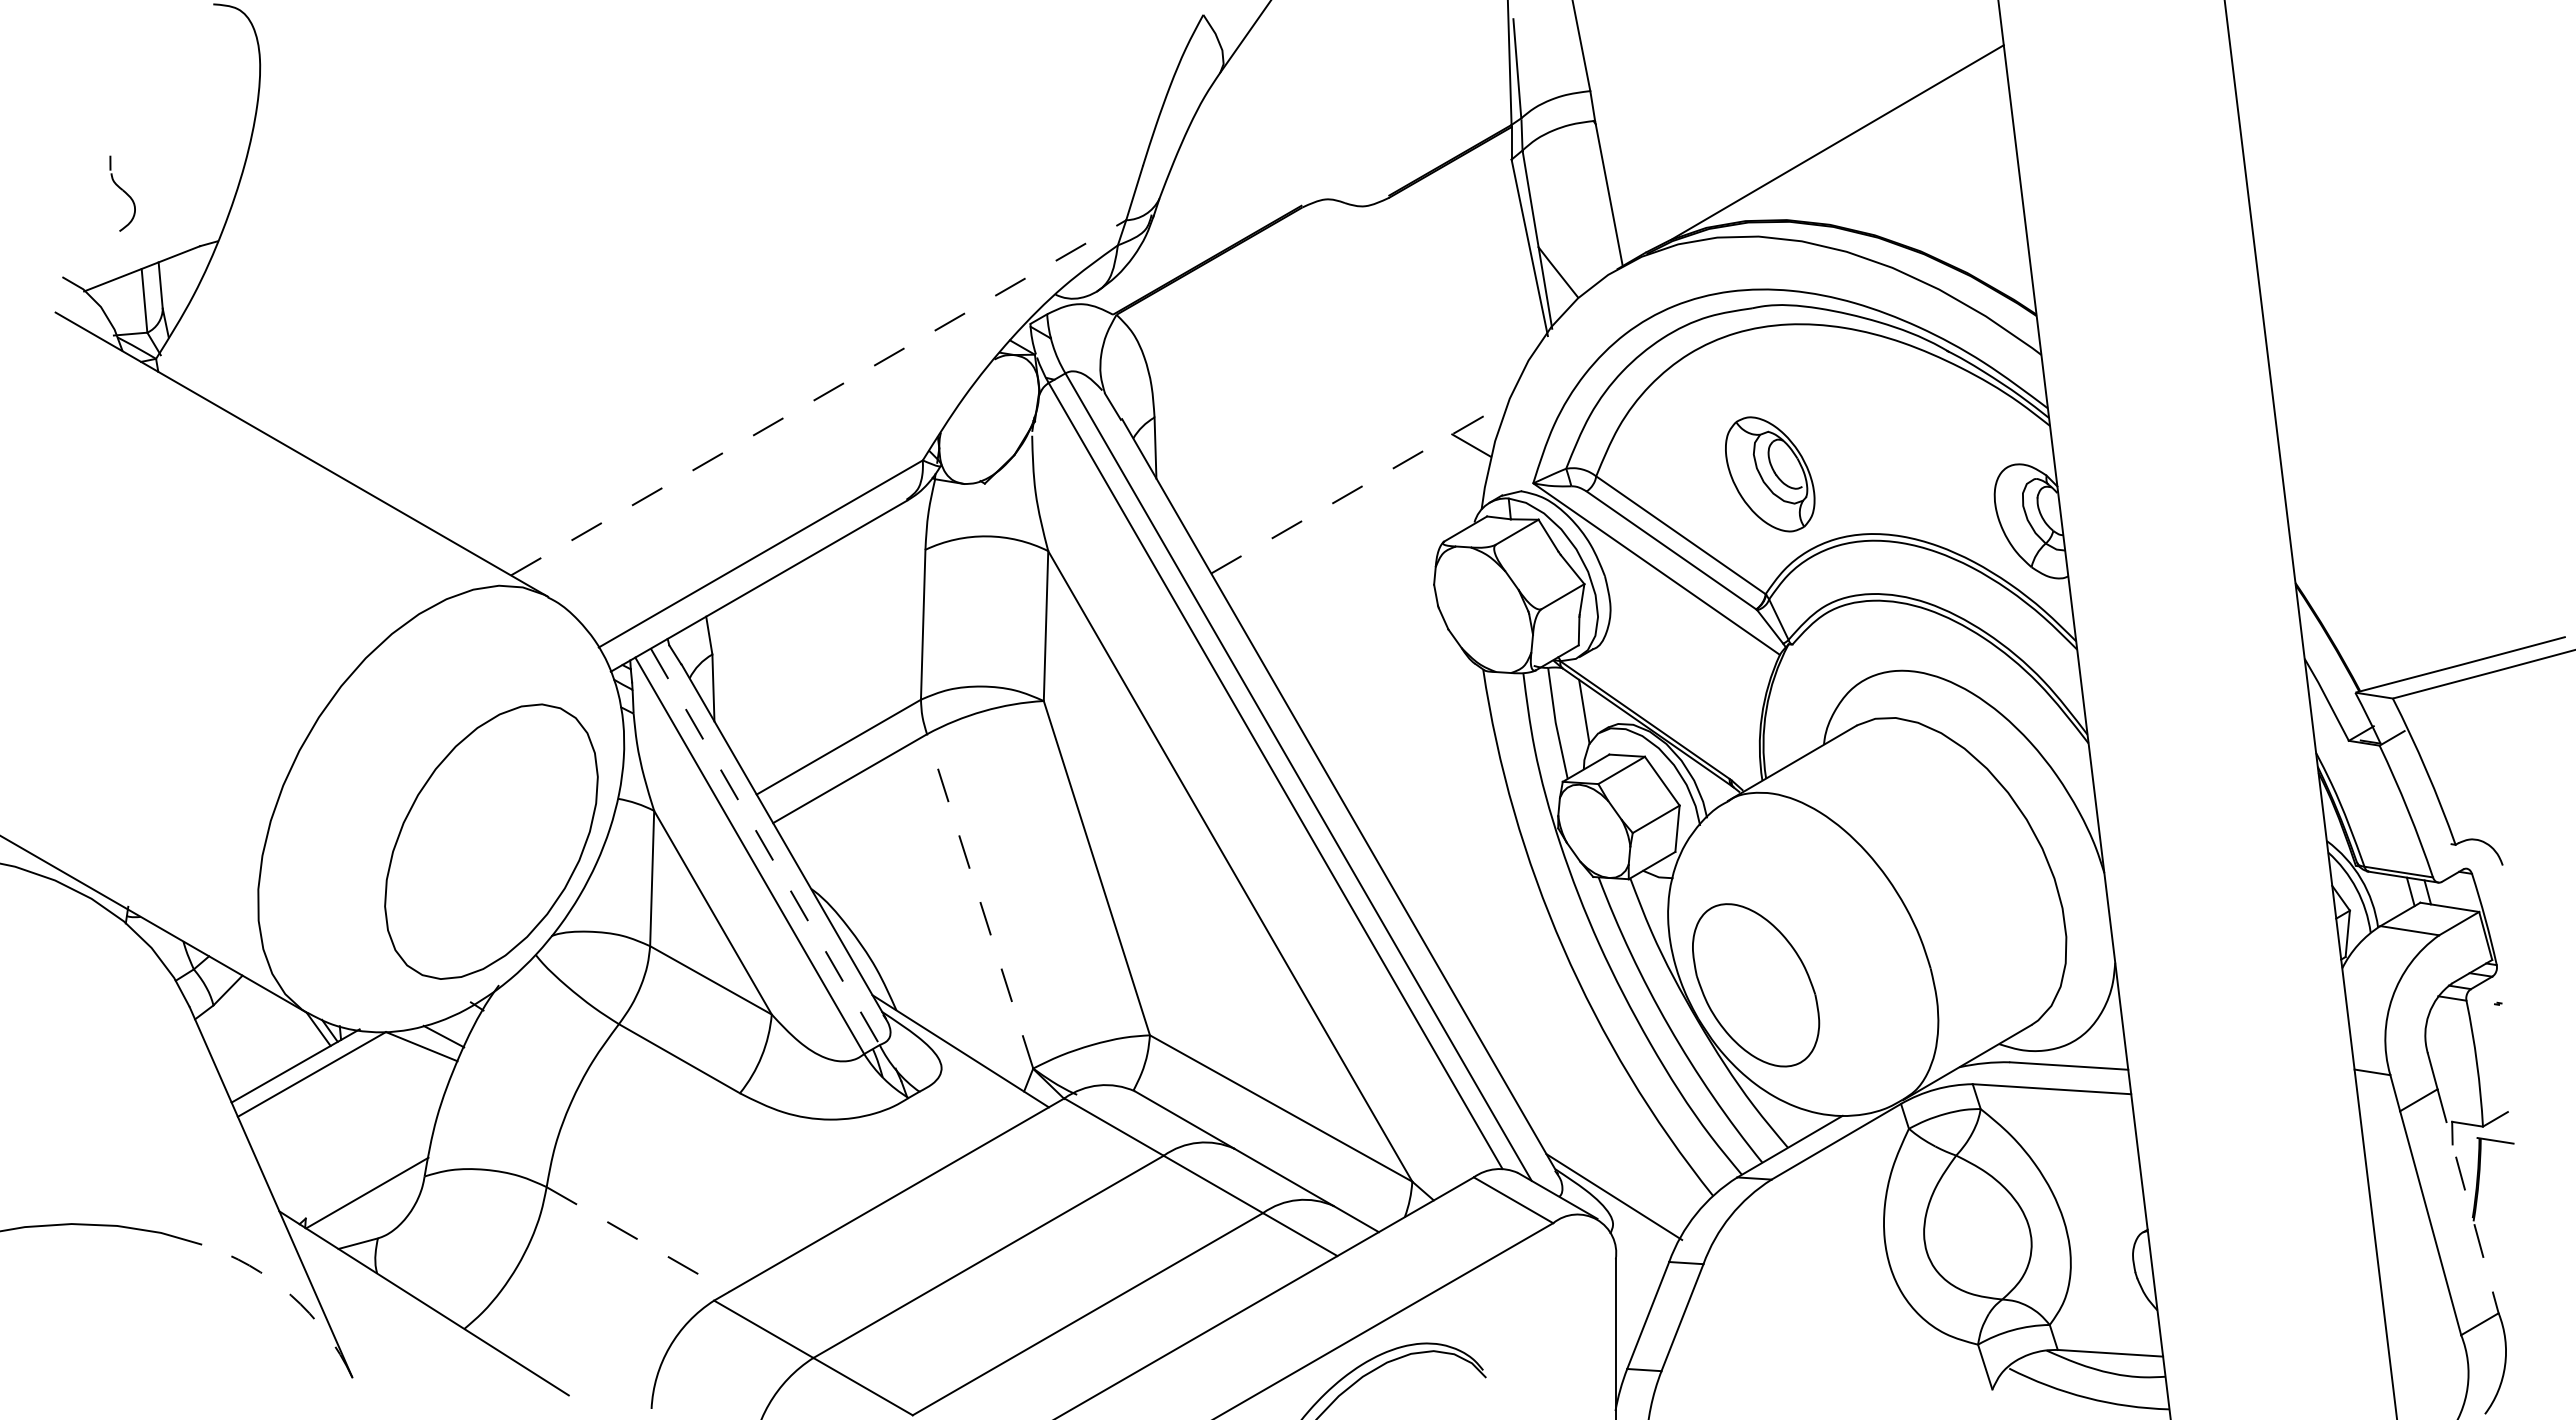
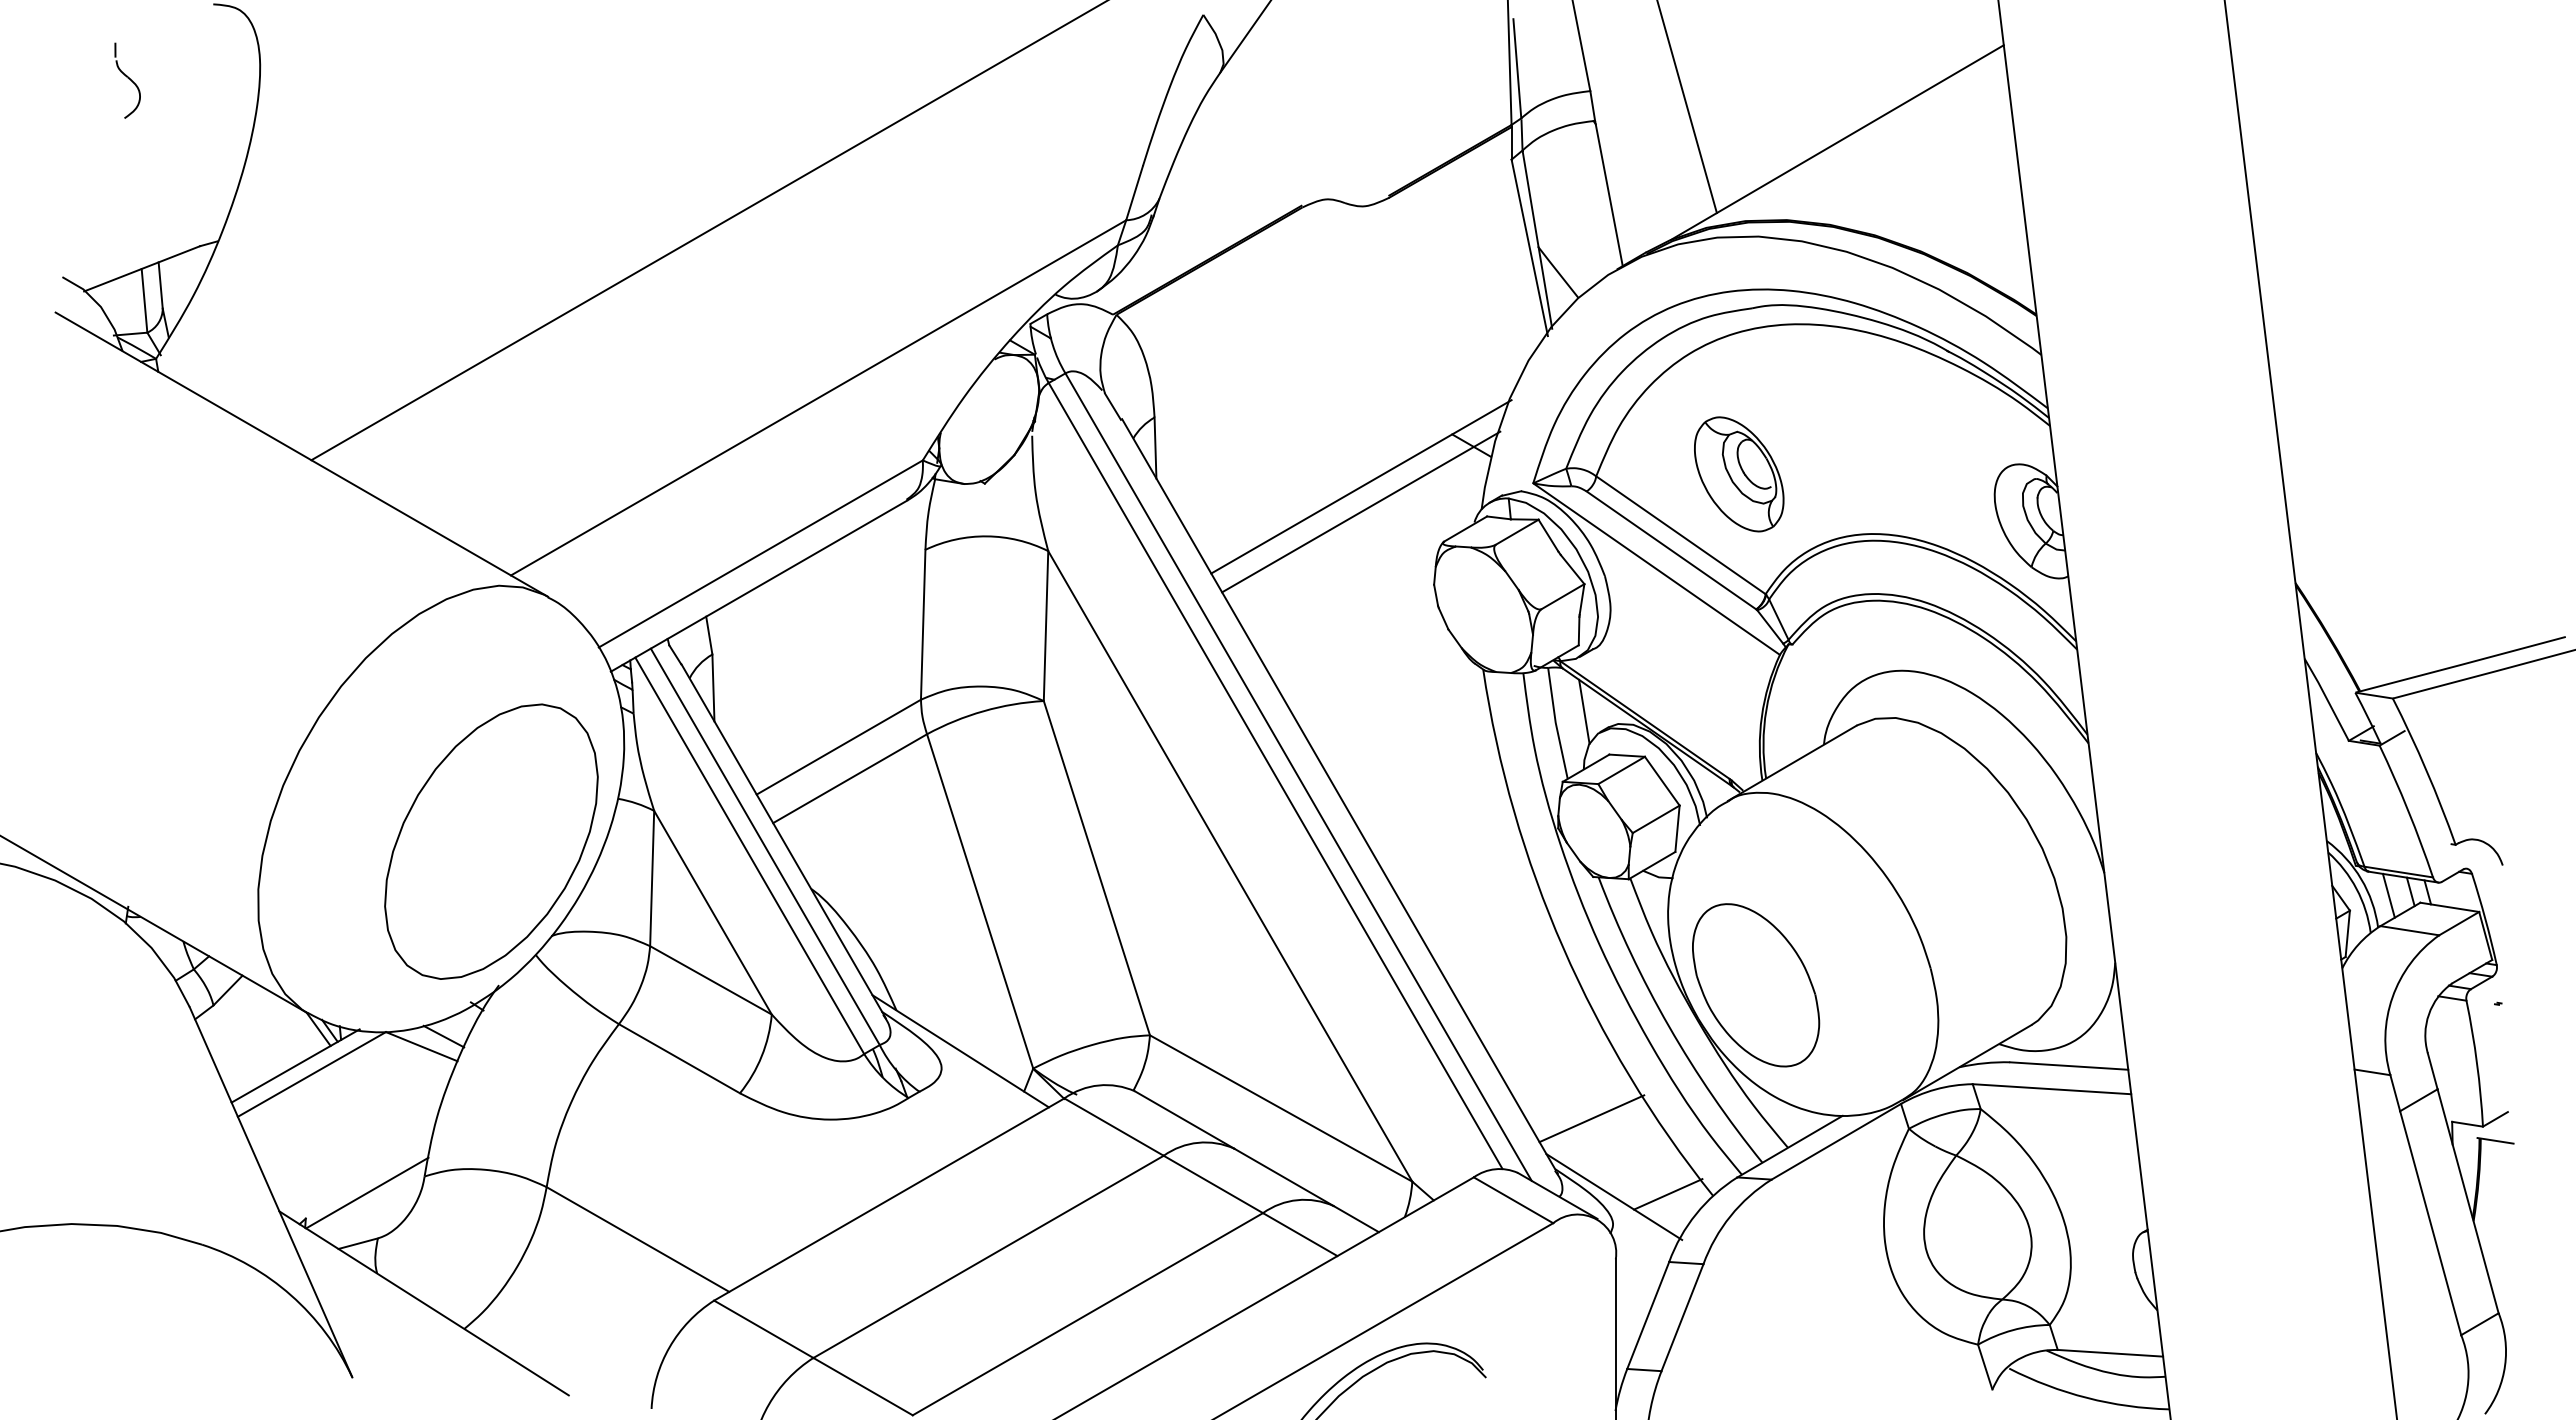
line: none -> present (1686, 107)
part position: (122, 193) -> (127, 80) (127, 80)
line: none -> present (707, 231)
line: dashed -> solid (819, 397)
part position: (1770, 474) -> (1739, 474) (1739, 474)
line: dashed -> solid (1361, 486)
line: none -> present (1361, 511)
line: dashed -> solid (765, 846)
line: none -> present (2388, 895)
line: dashed -> solid (979, 900)
line: none -> present (1591, 1118)
line: none -> present (1668, 1194)
line: dashed -> solid (2468, 1201)
line: dashed -> solid (638, 1239)
arc: dashed -> solid (291, 1295)
